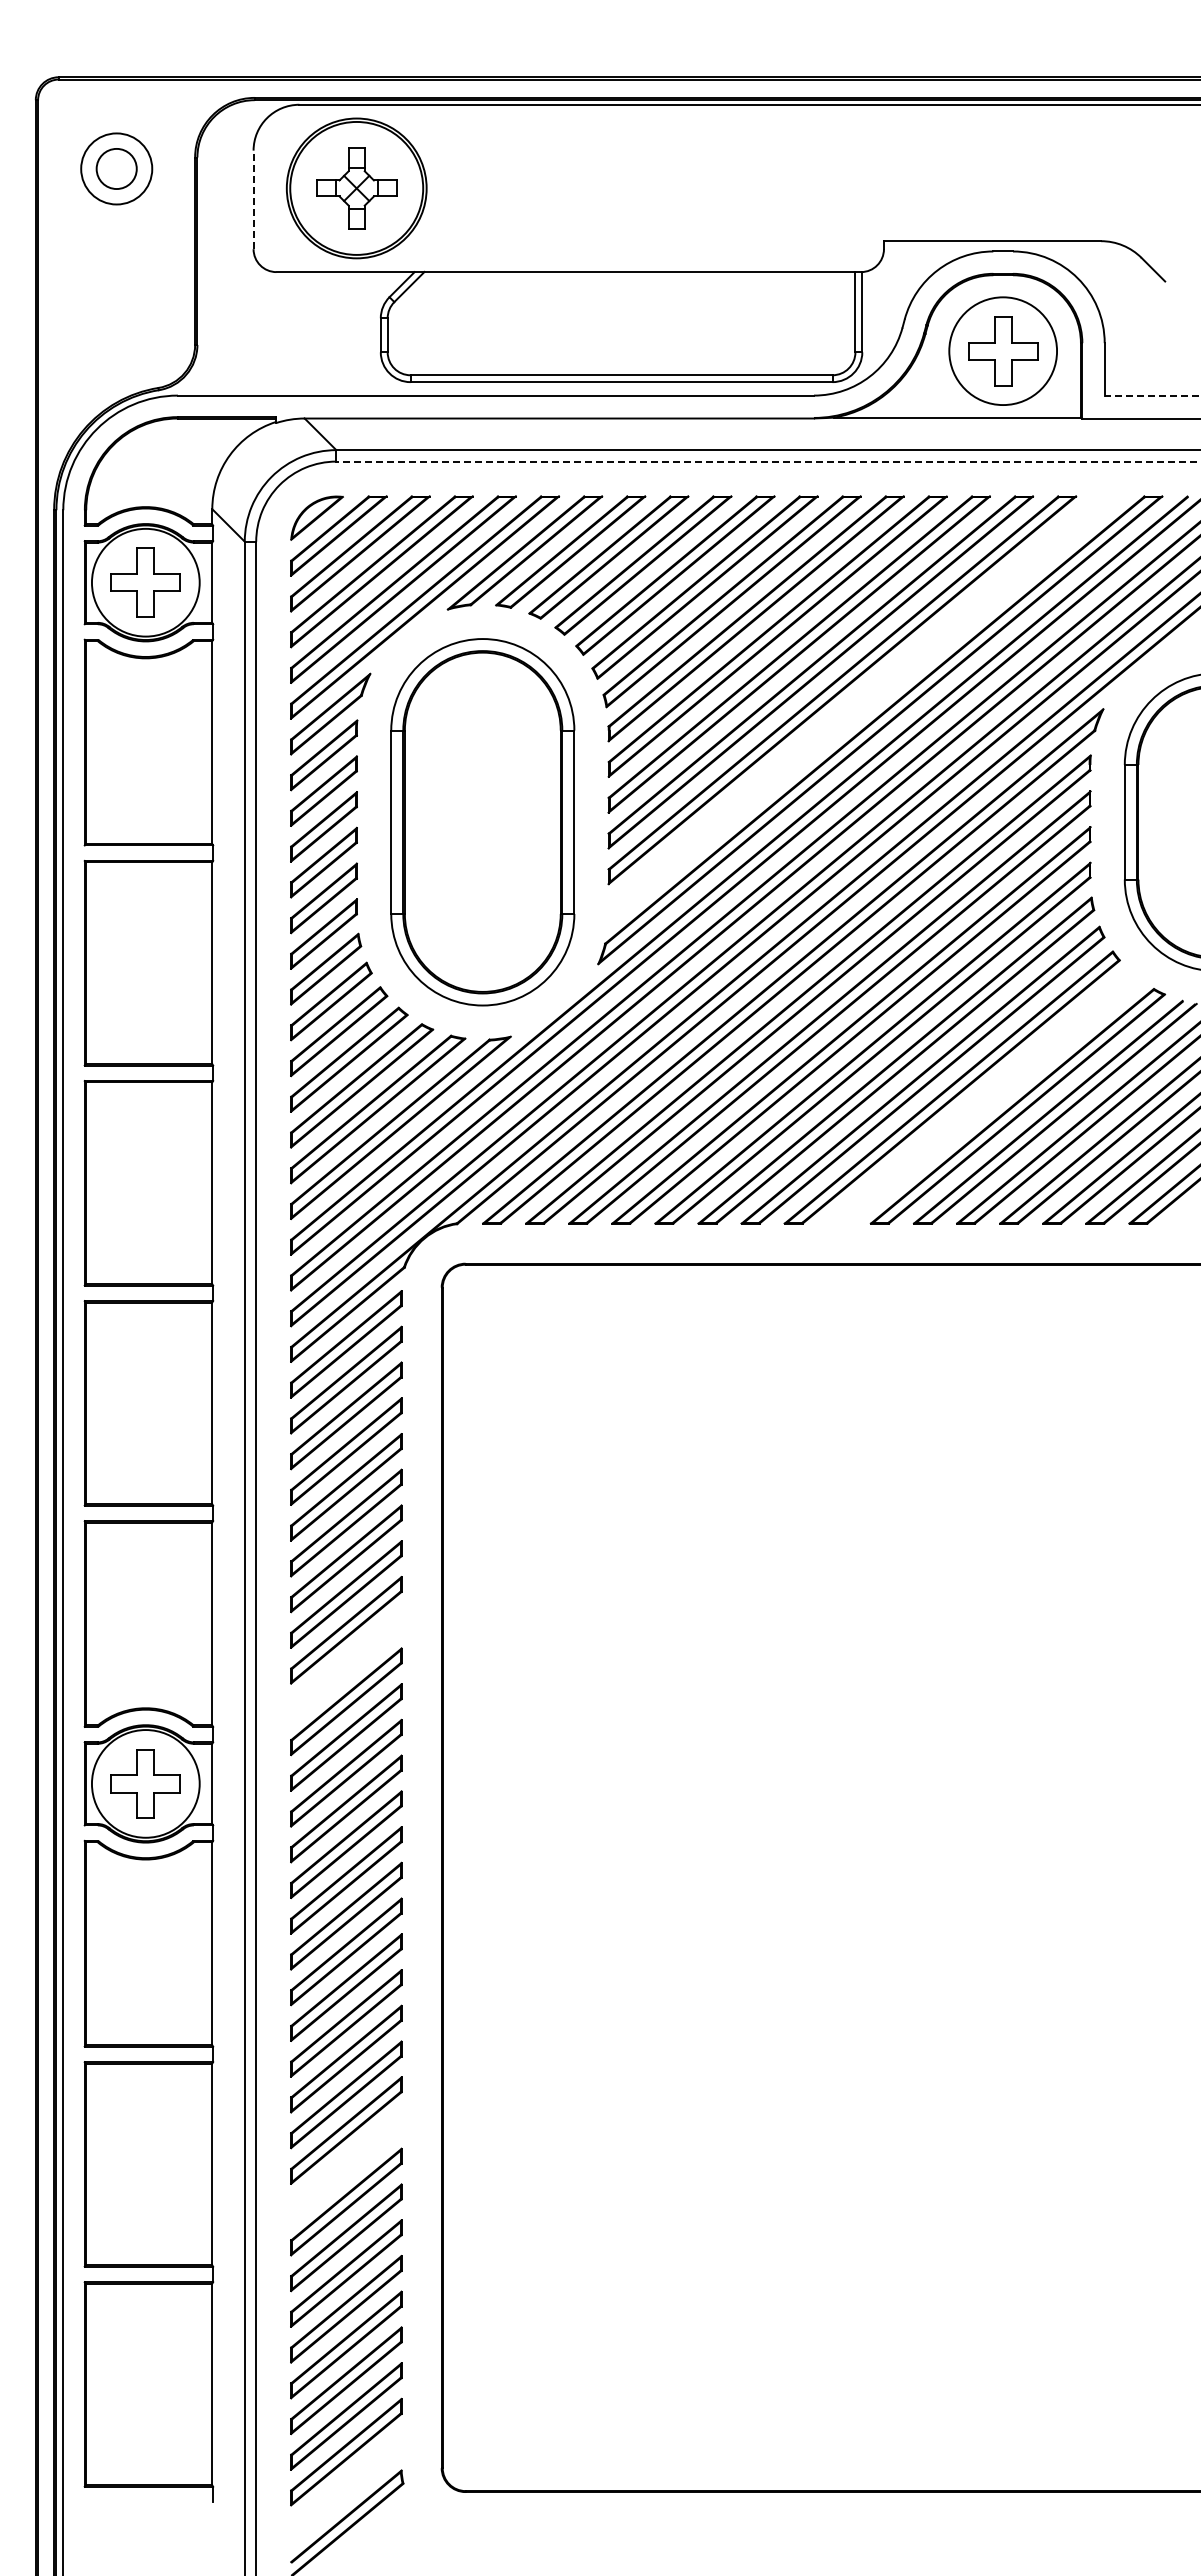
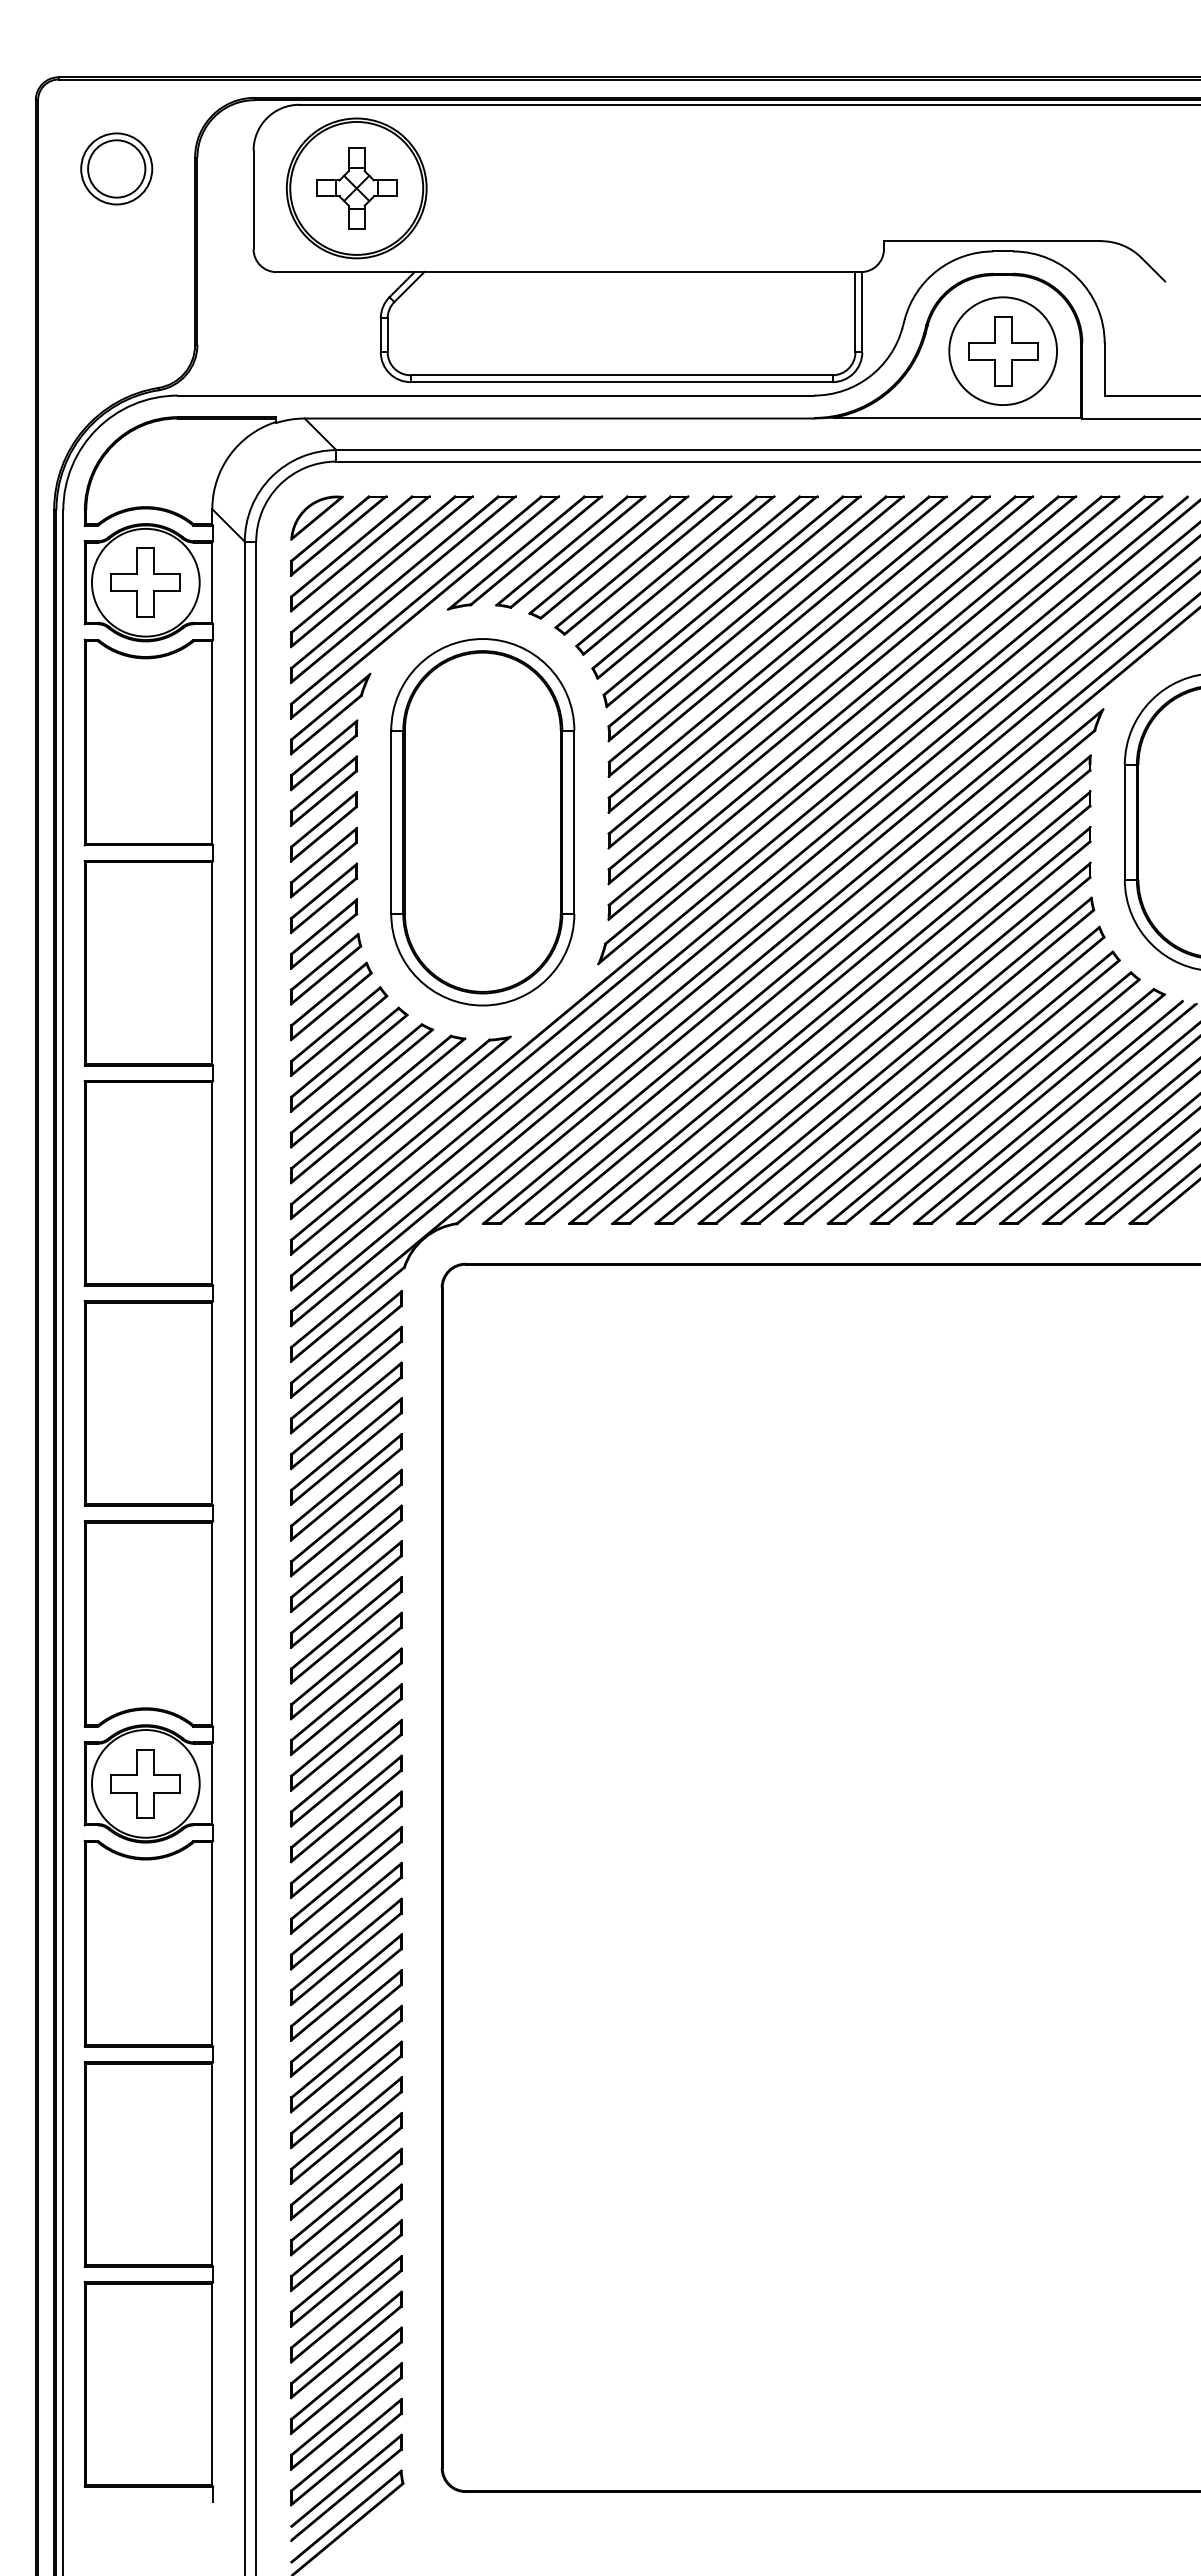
circle diameter: 40 px -> 57 px (116, 168)
line: dashed -> solid (253, 199)
line: dashed -> solid (1152, 395)
line: dashed -> solid (768, 461)
part: none -> present (863, 707)
part: none -> present (983, 1097)
part: none -> present (346, 1665)
part: none -> present (346, 2166)
part: none -> present (346, 2487)
